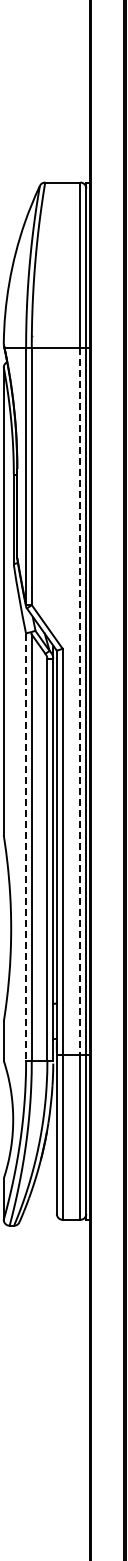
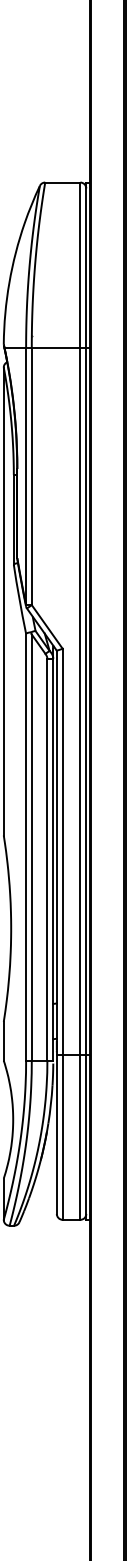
line: dashed -> solid (80, 701)
line: dashed -> solid (26, 847)
